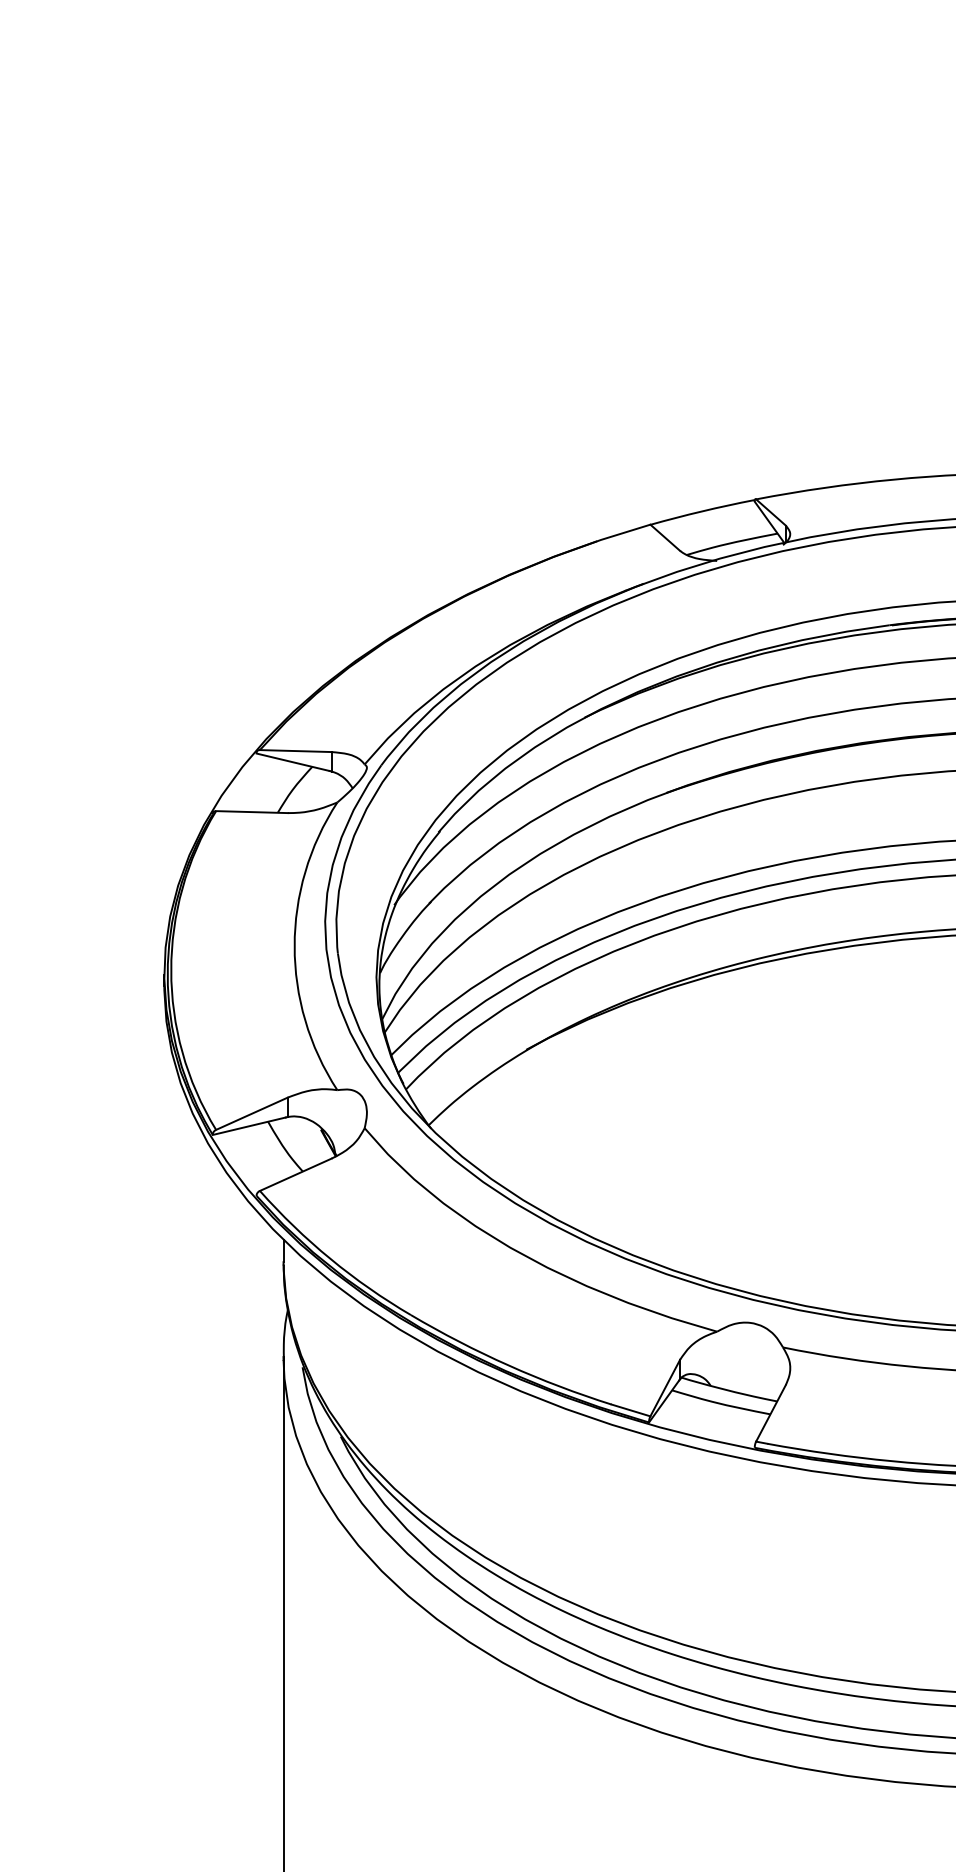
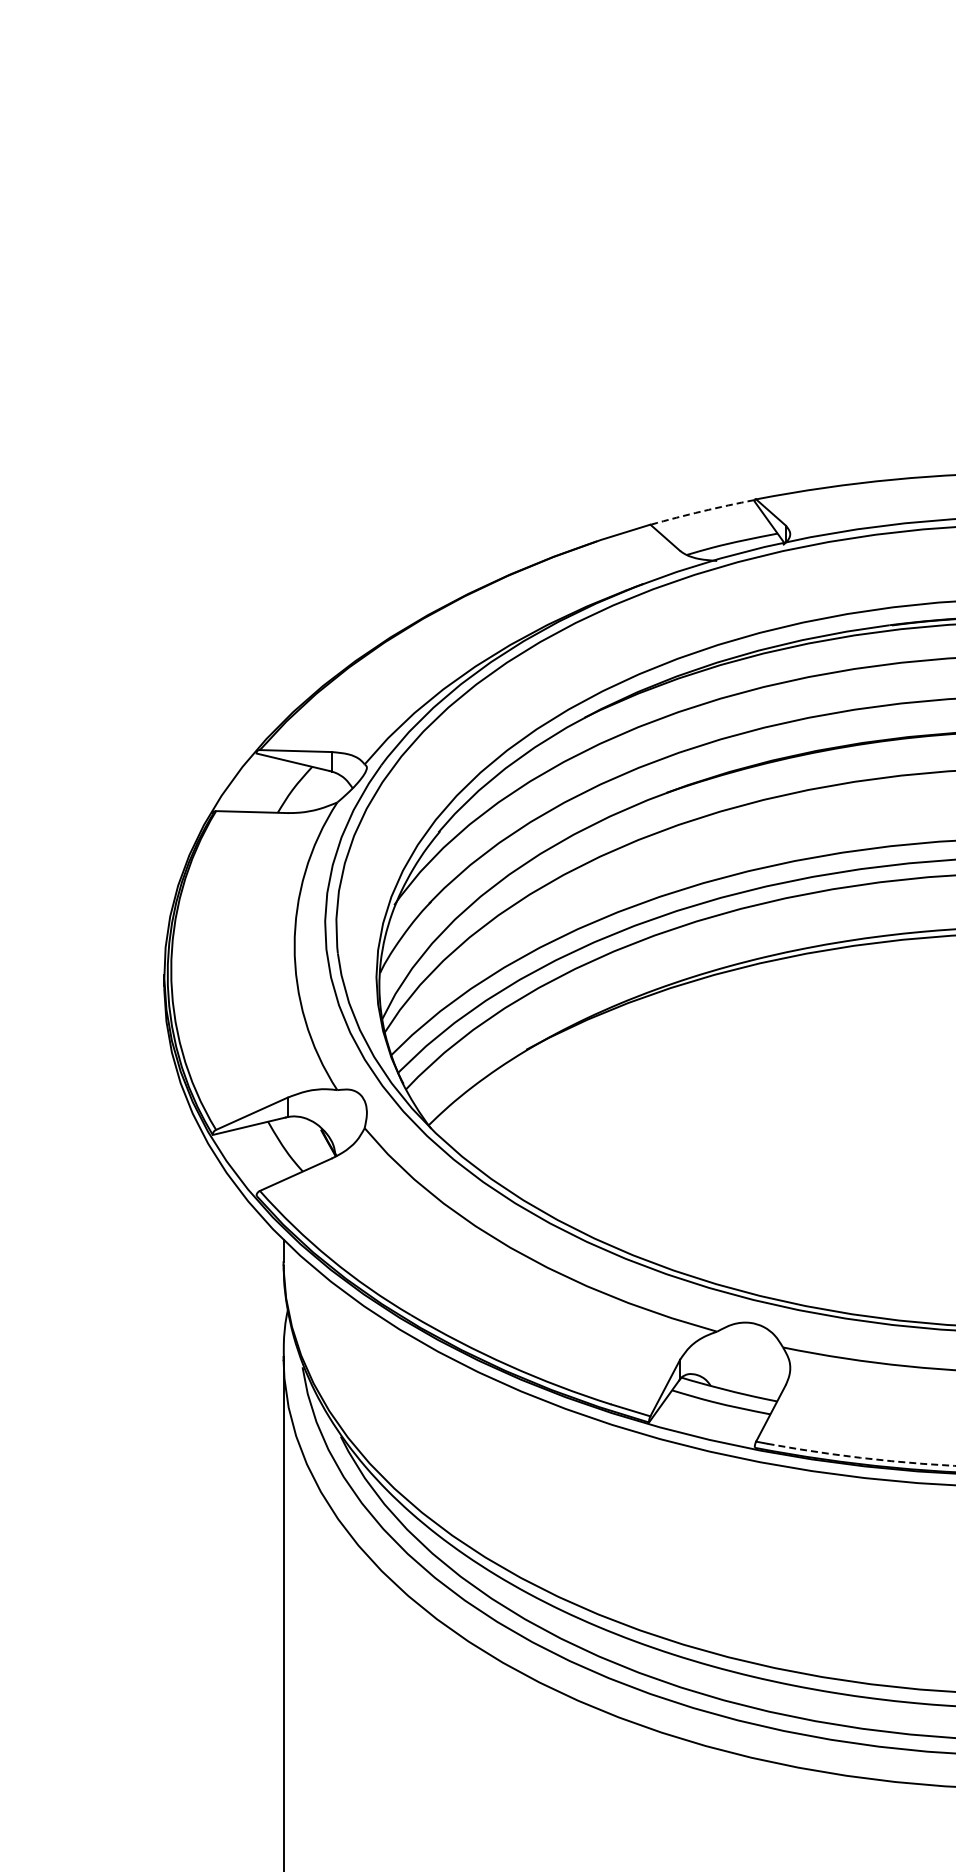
arc: solid -> dashed (702, 511)
arc: solid -> dashed (861, 1457)
